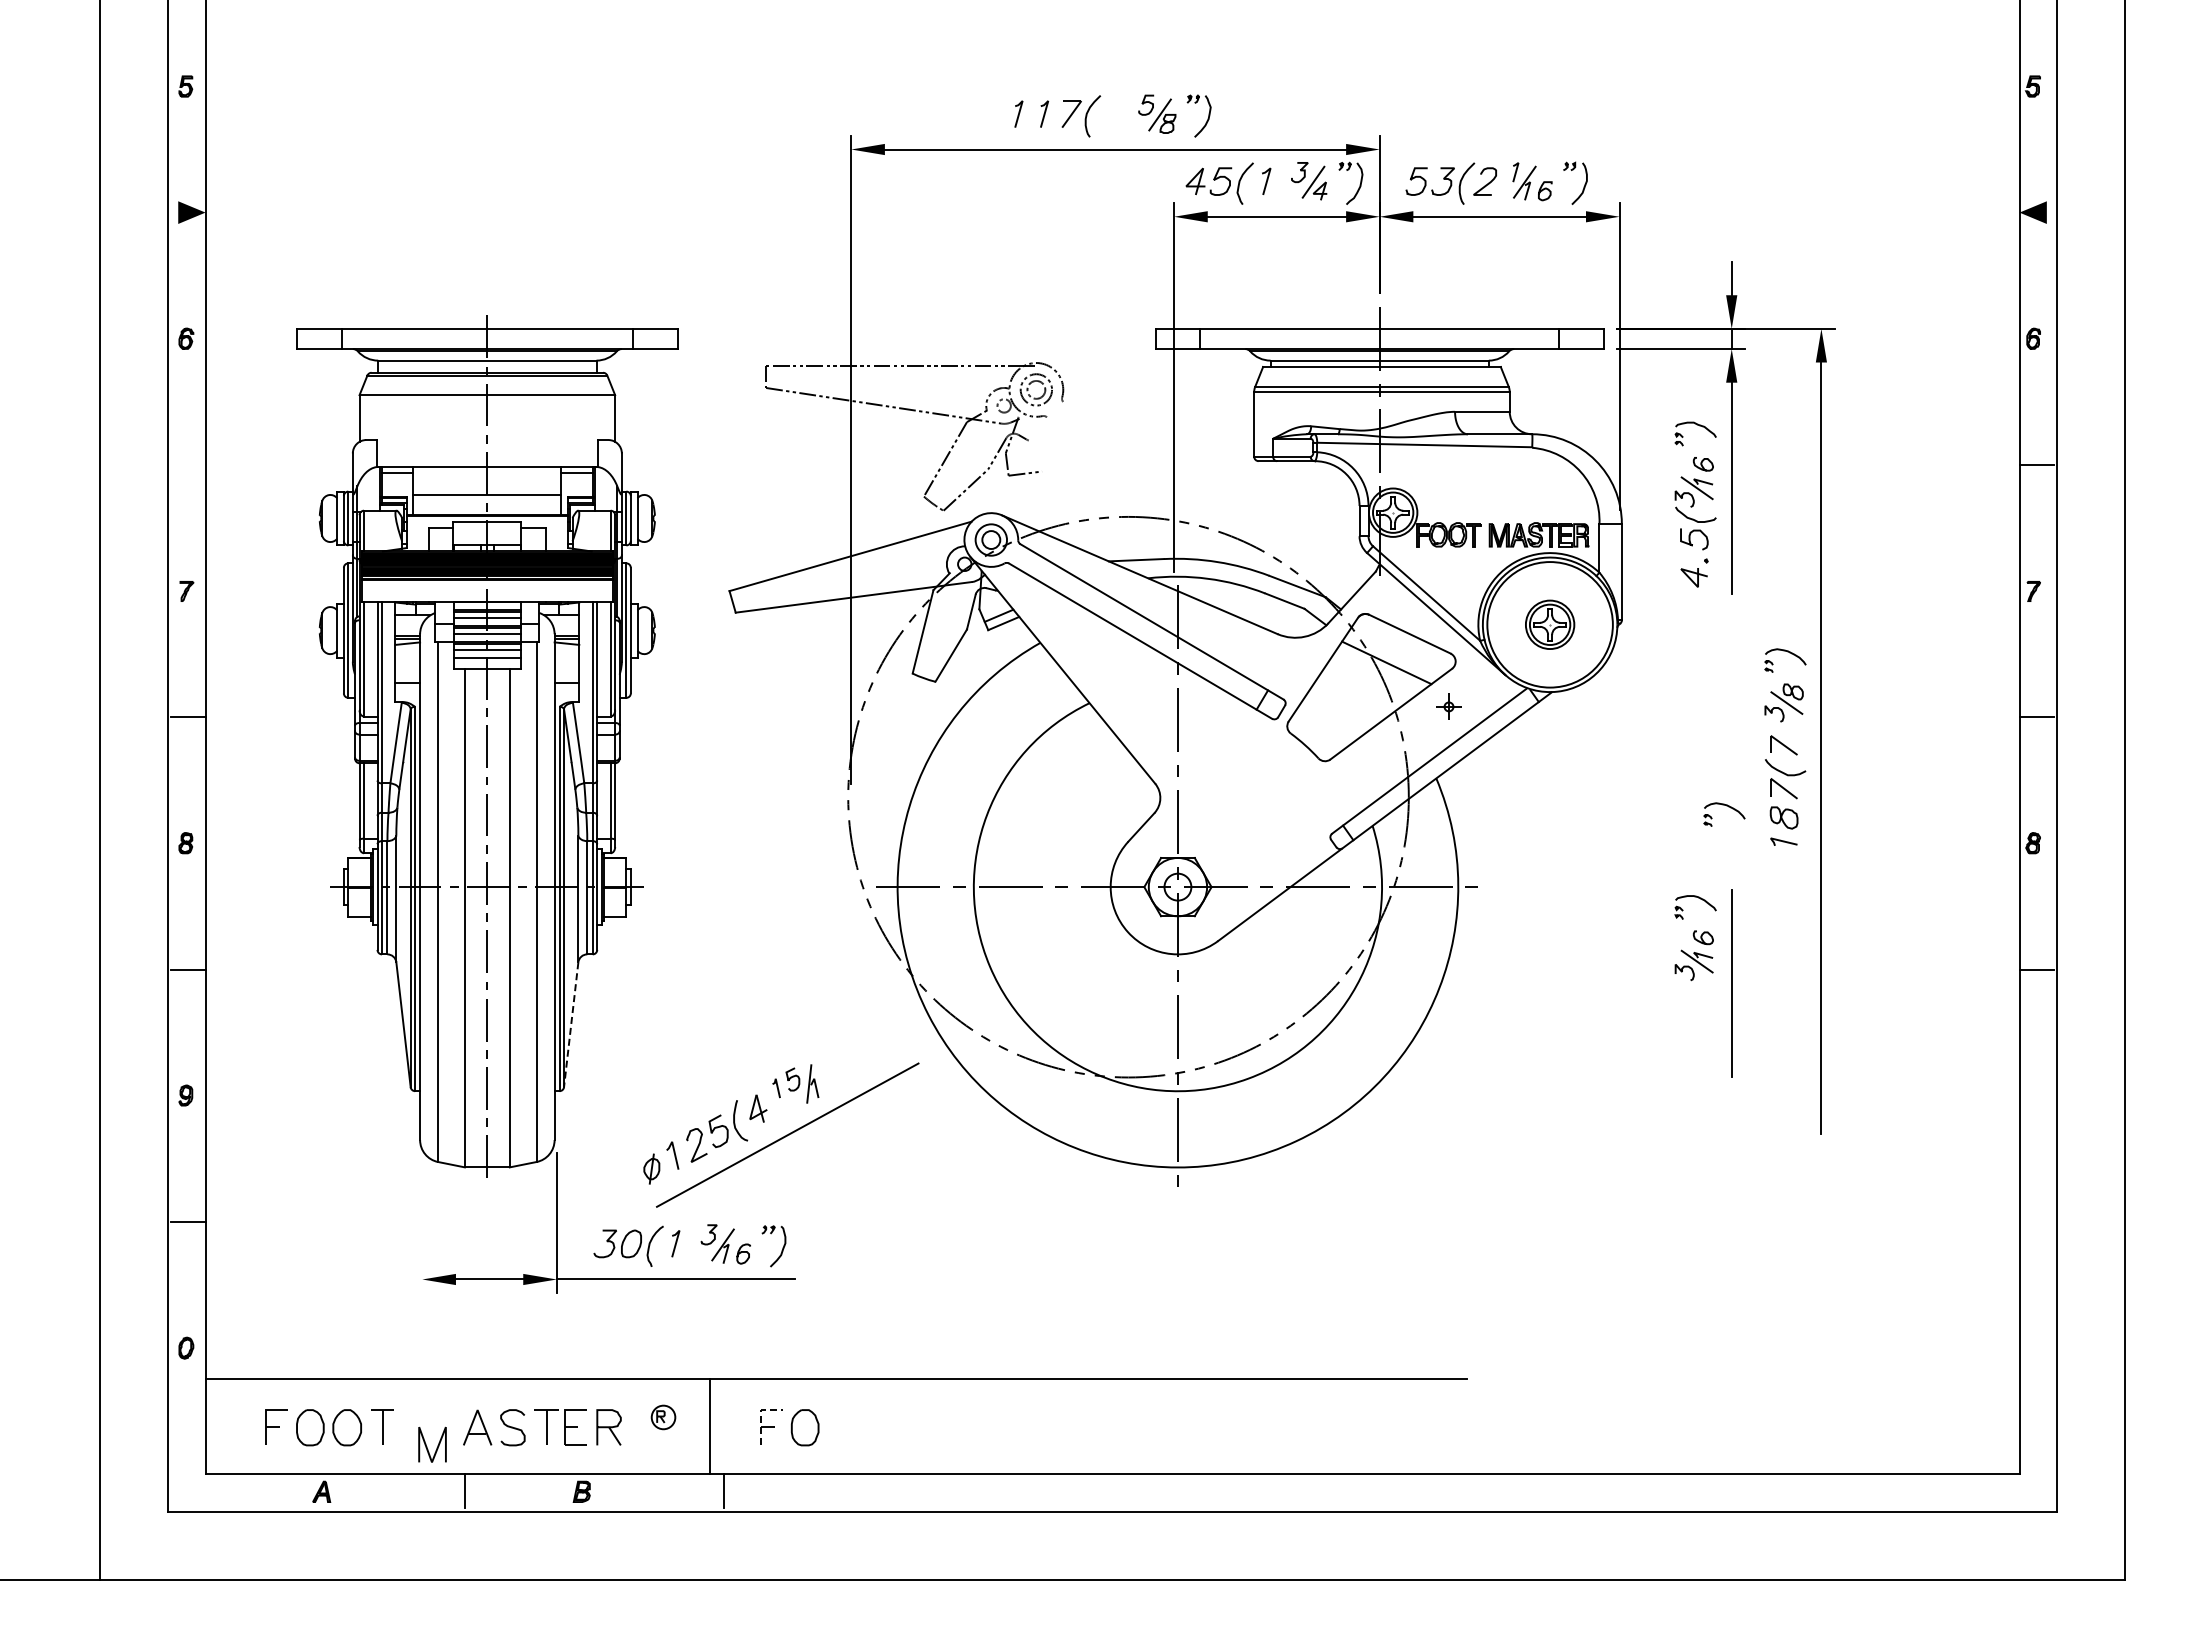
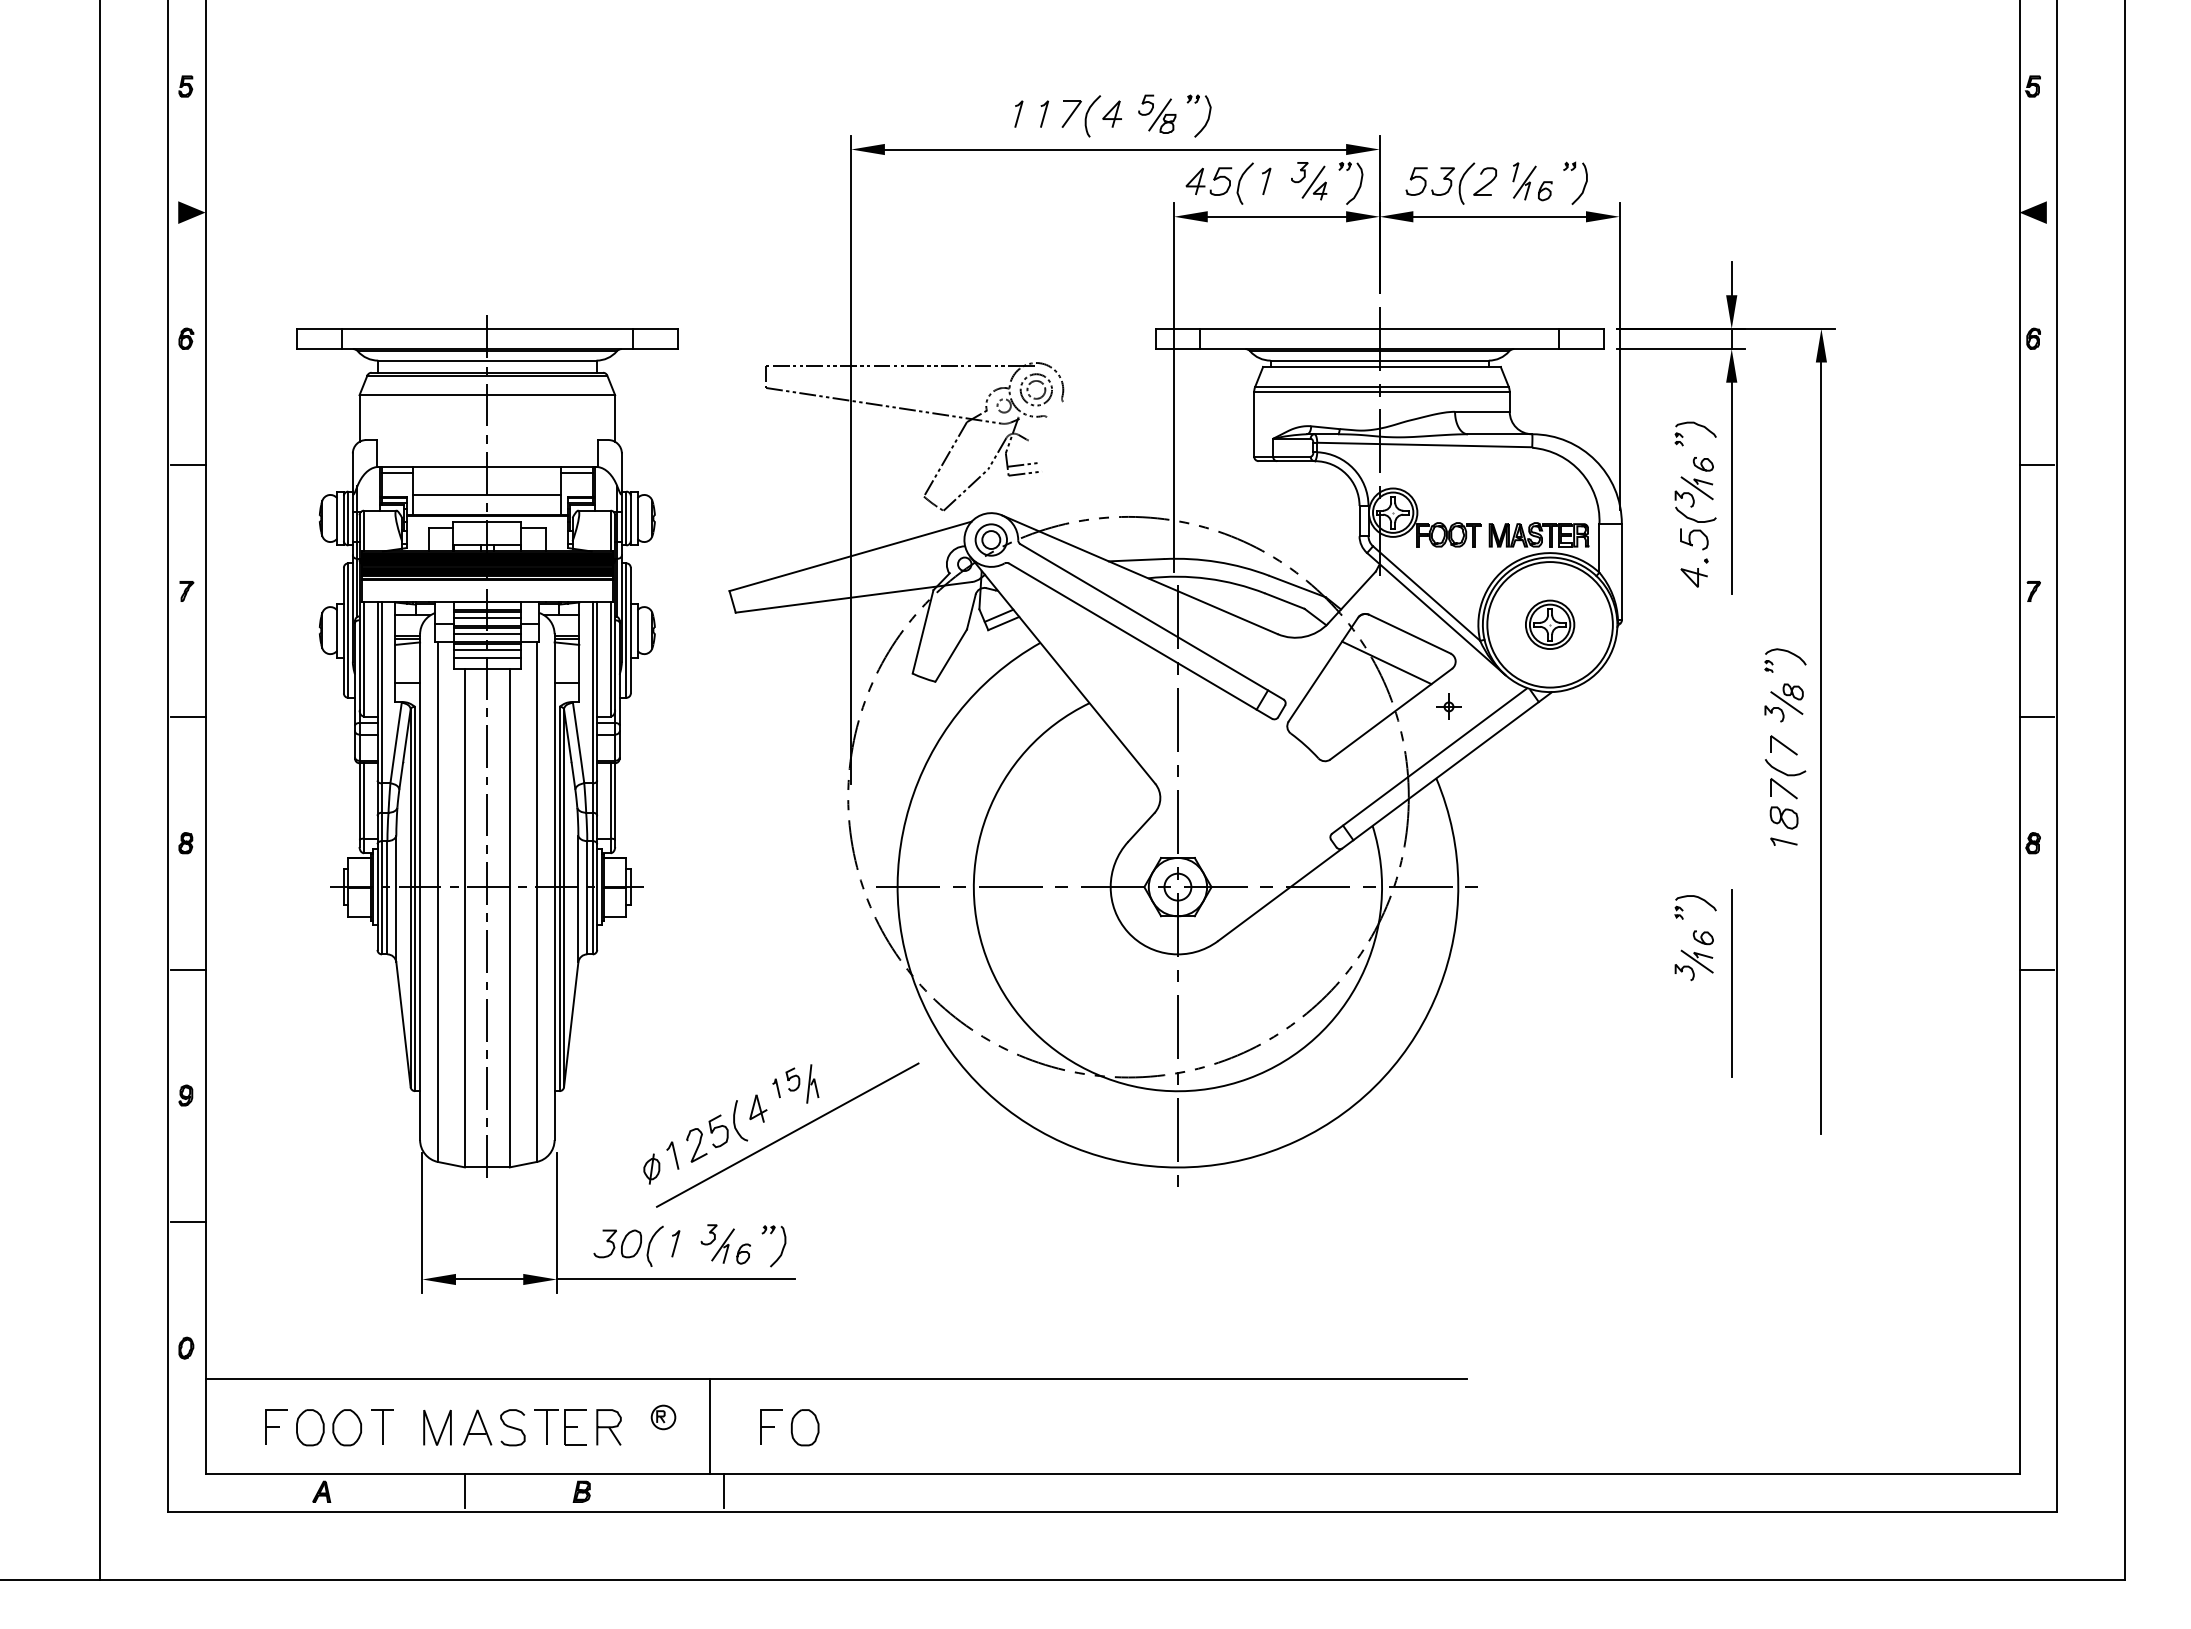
part: none -> present (1111, 113)
line: none -> present (188, 464)
line: none -> present (1022, 464)
part: present -> none (1728, 807)
line: dashed -> solid (571, 1024)
line: none -> present (422, 1222)
line: dashed -> solid (760, 1415)
line position: (436, 1447) -> (441, 1430) (441, 1430)
